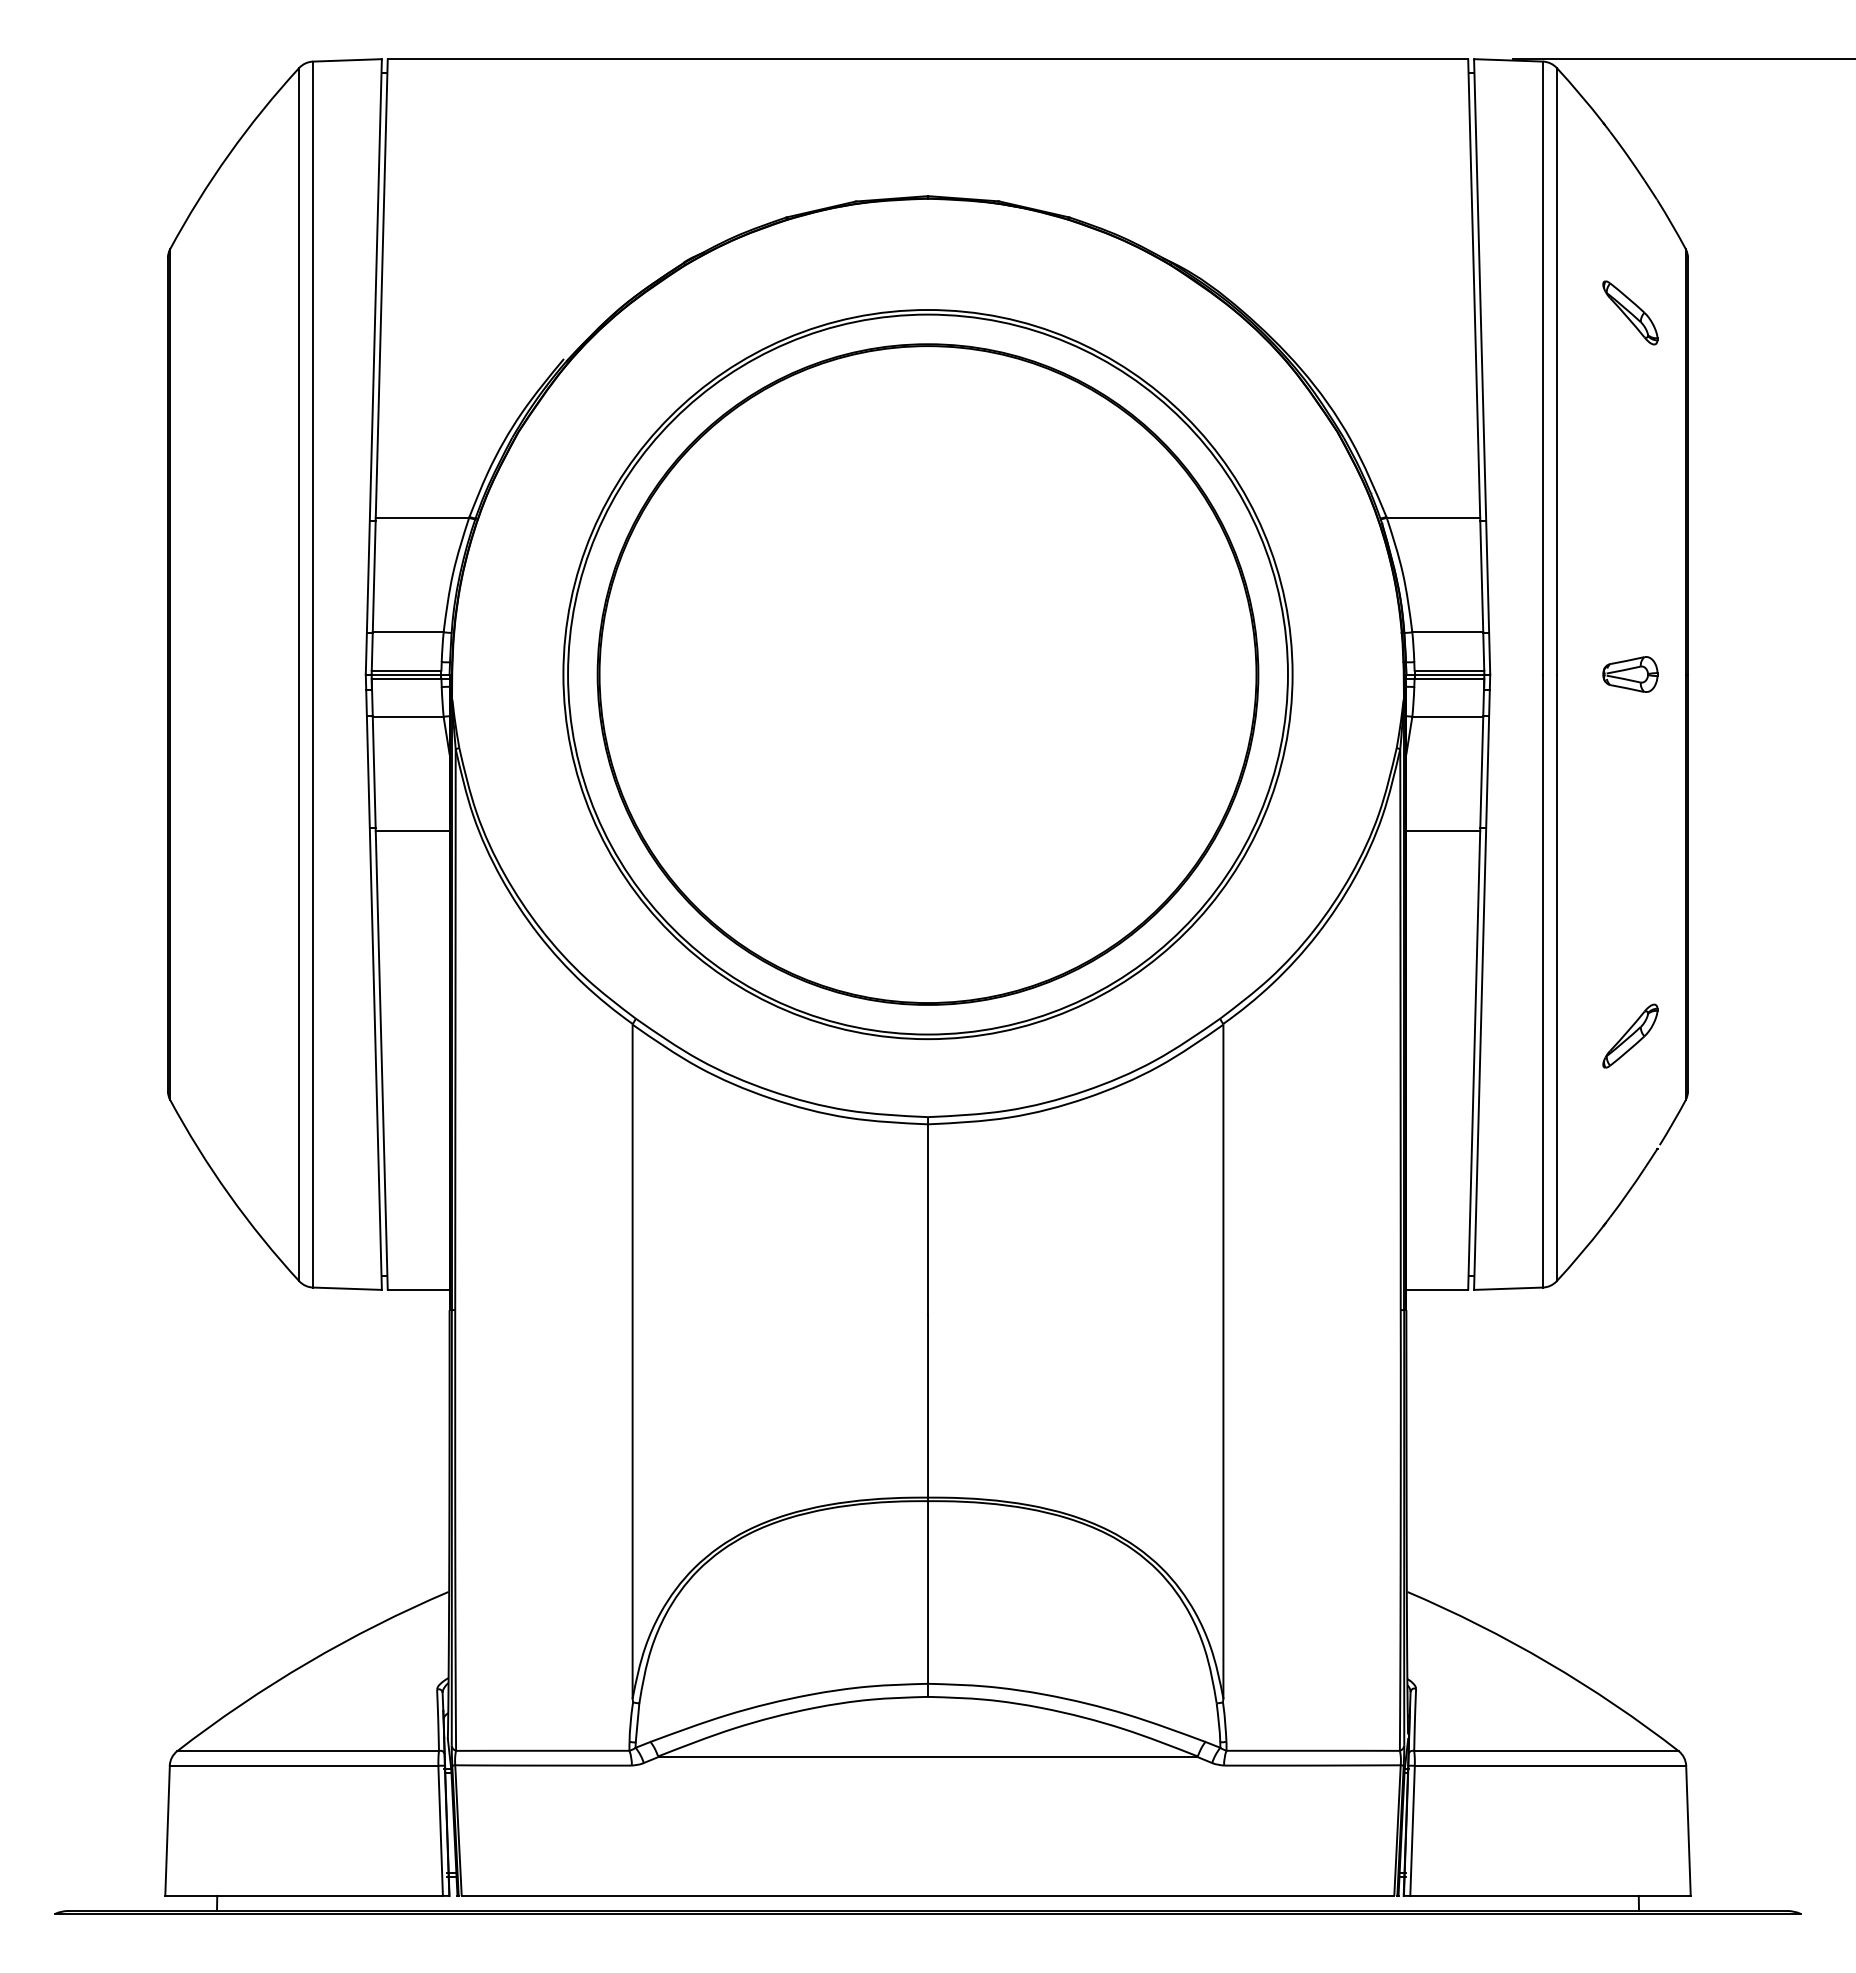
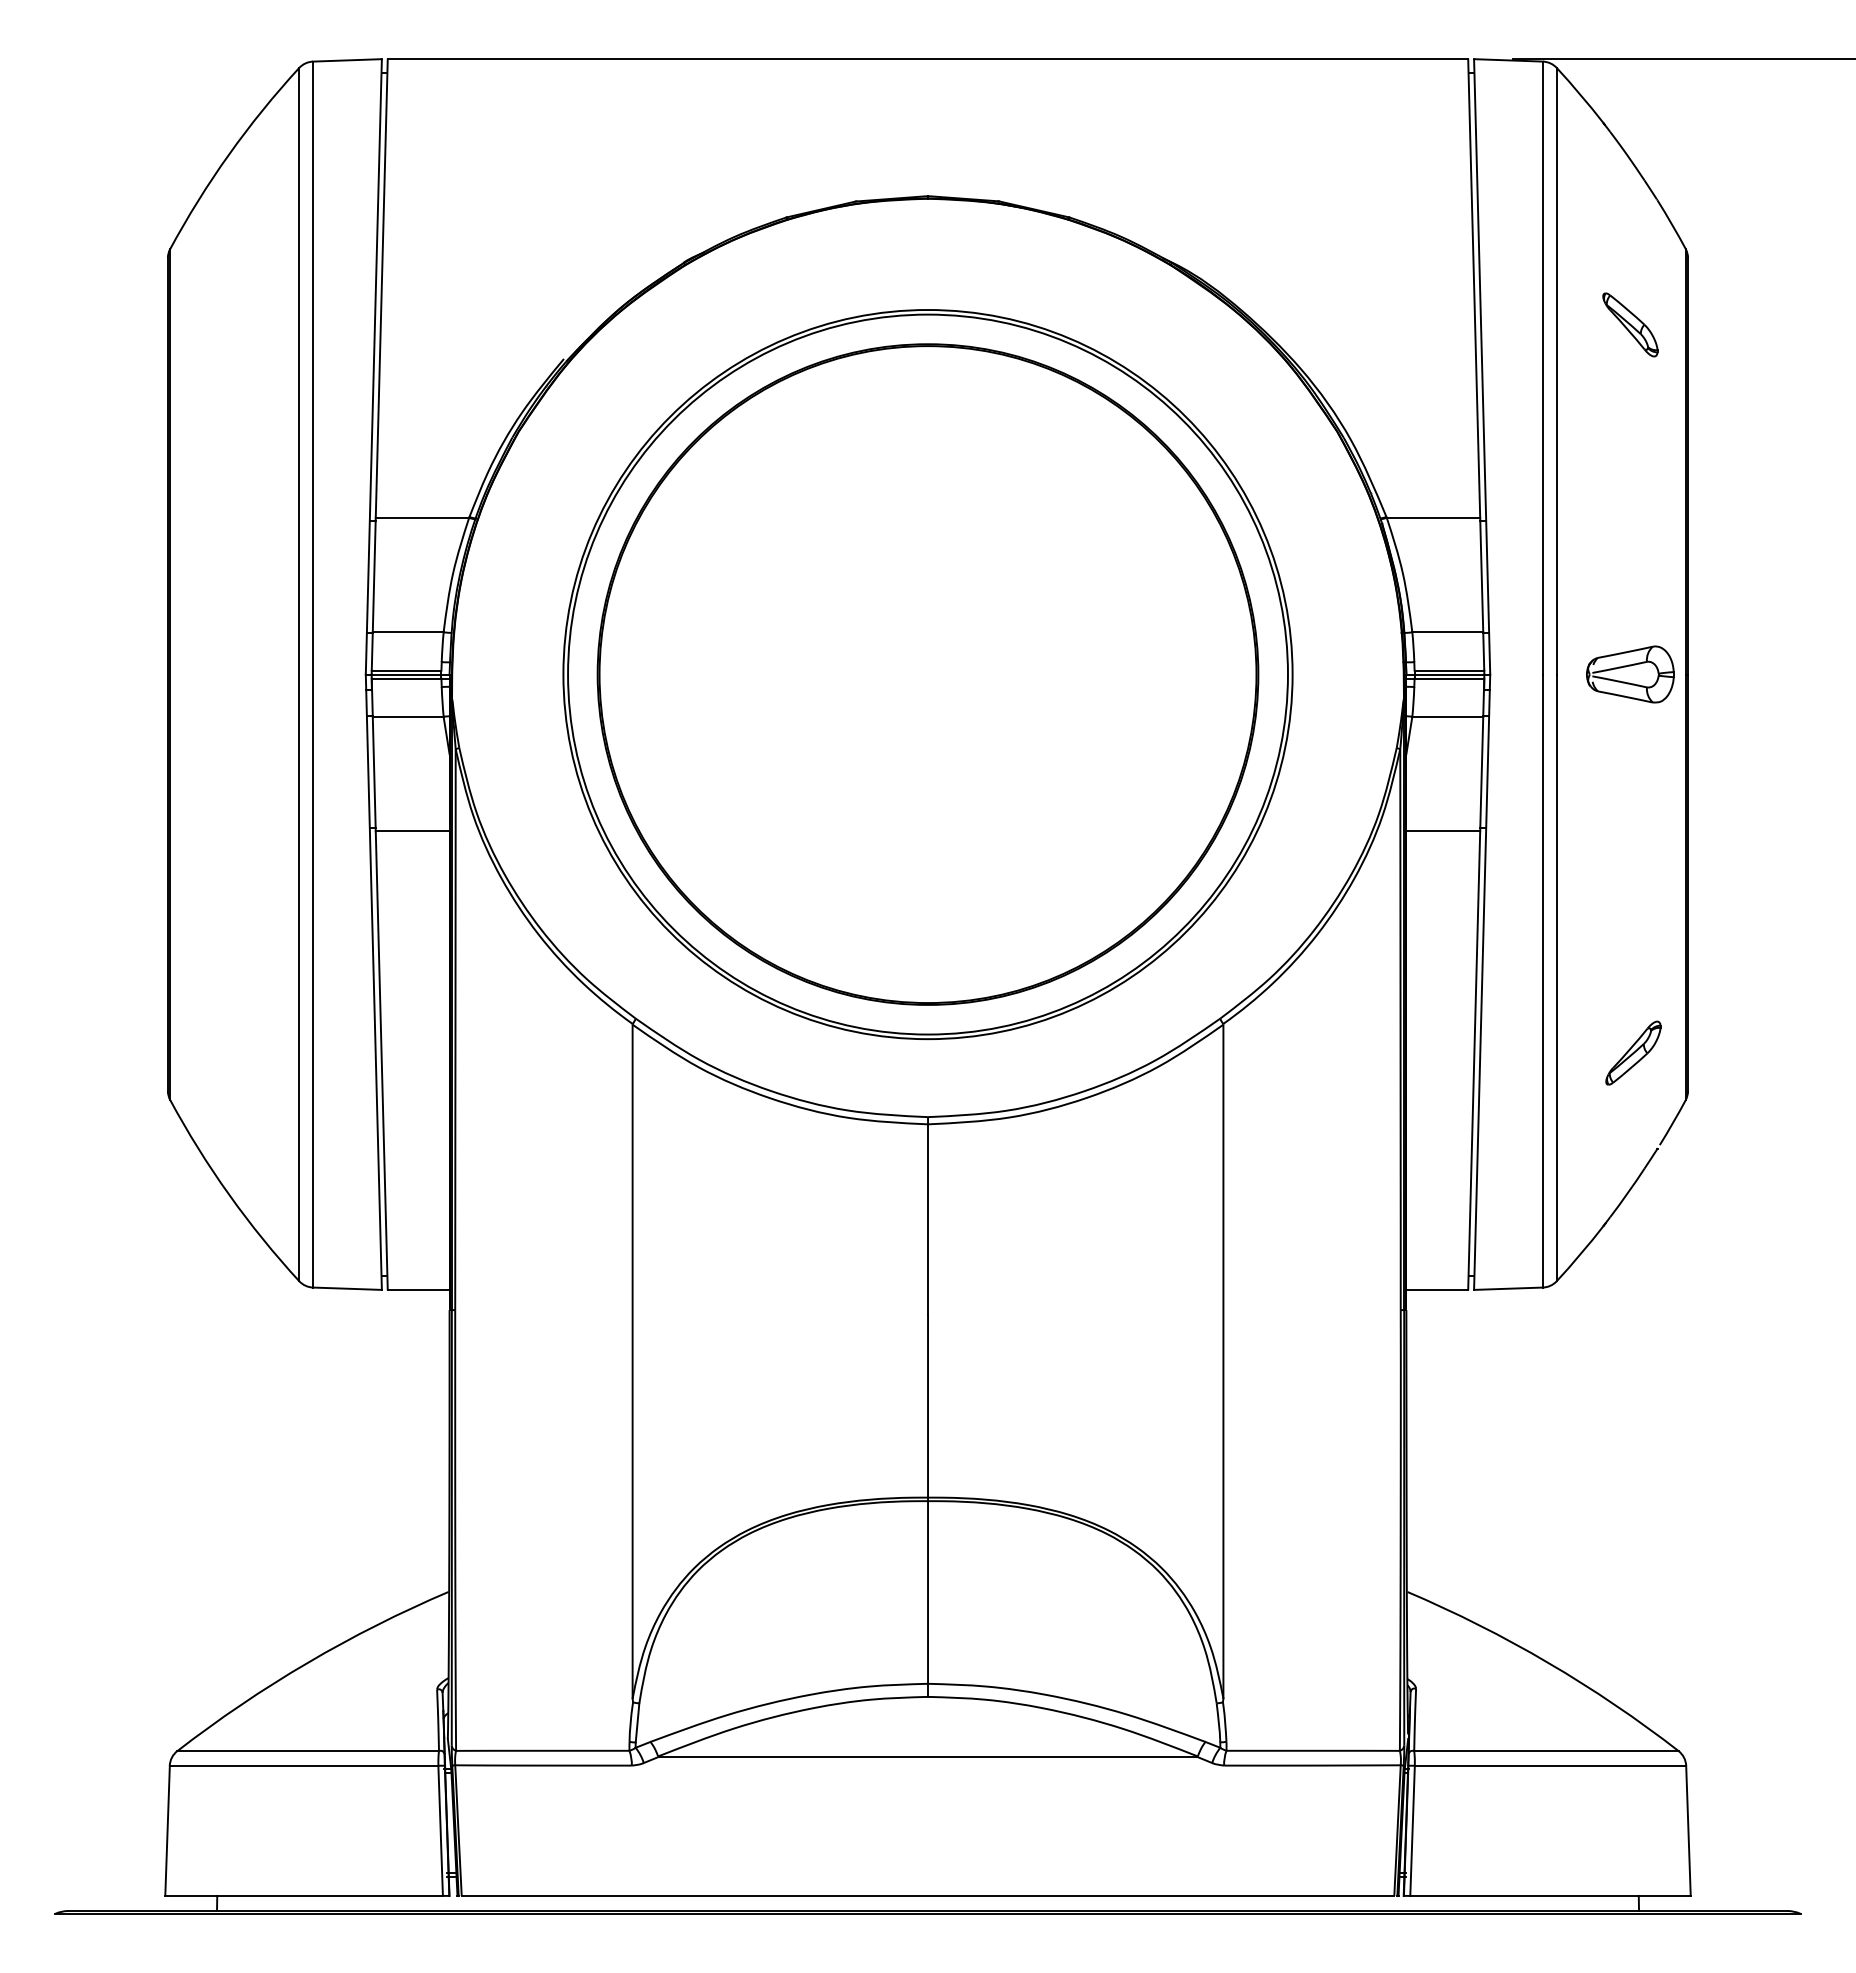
part position: (1630, 312) -> (1630, 324) (1630, 324)
part size: 57x37 px -> 89x59 px (1630, 674)
part position: (1630, 1035) -> (1633, 1052) (1633, 1052)
